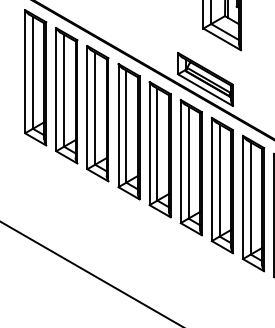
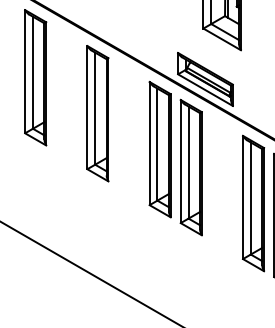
part: present -> none (66, 95)
part: present -> none (128, 131)
part: present -> none (221, 185)
